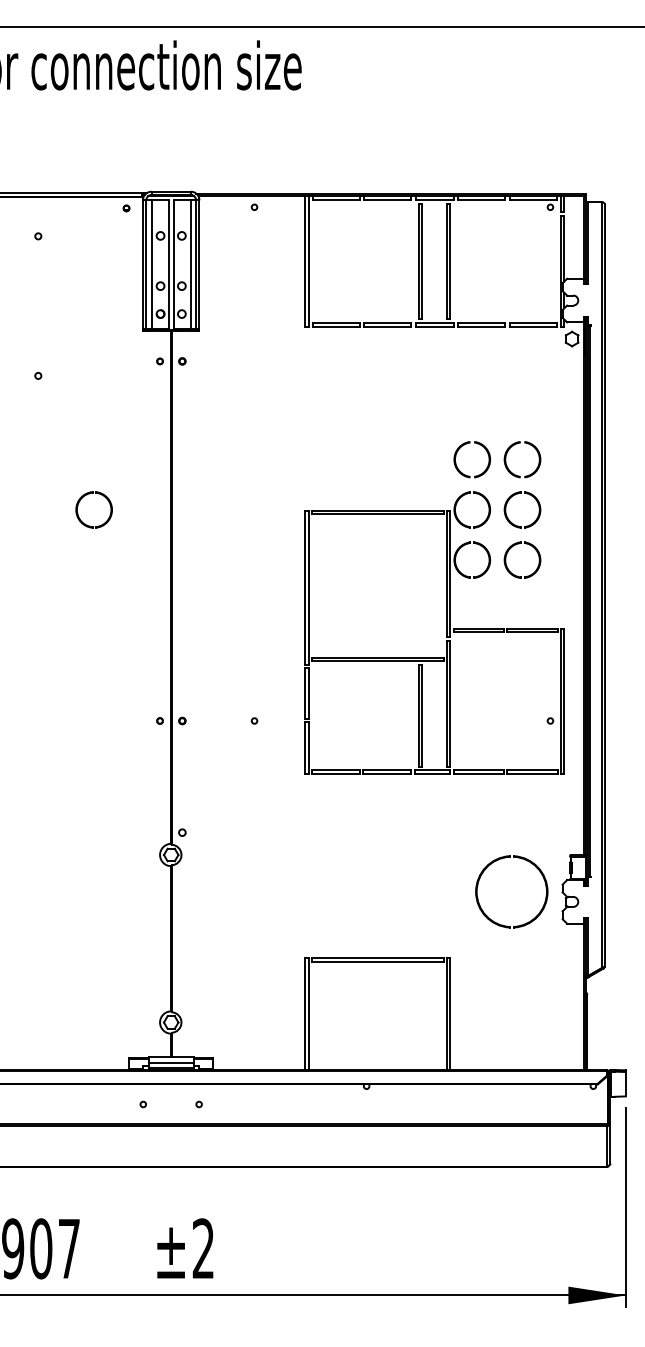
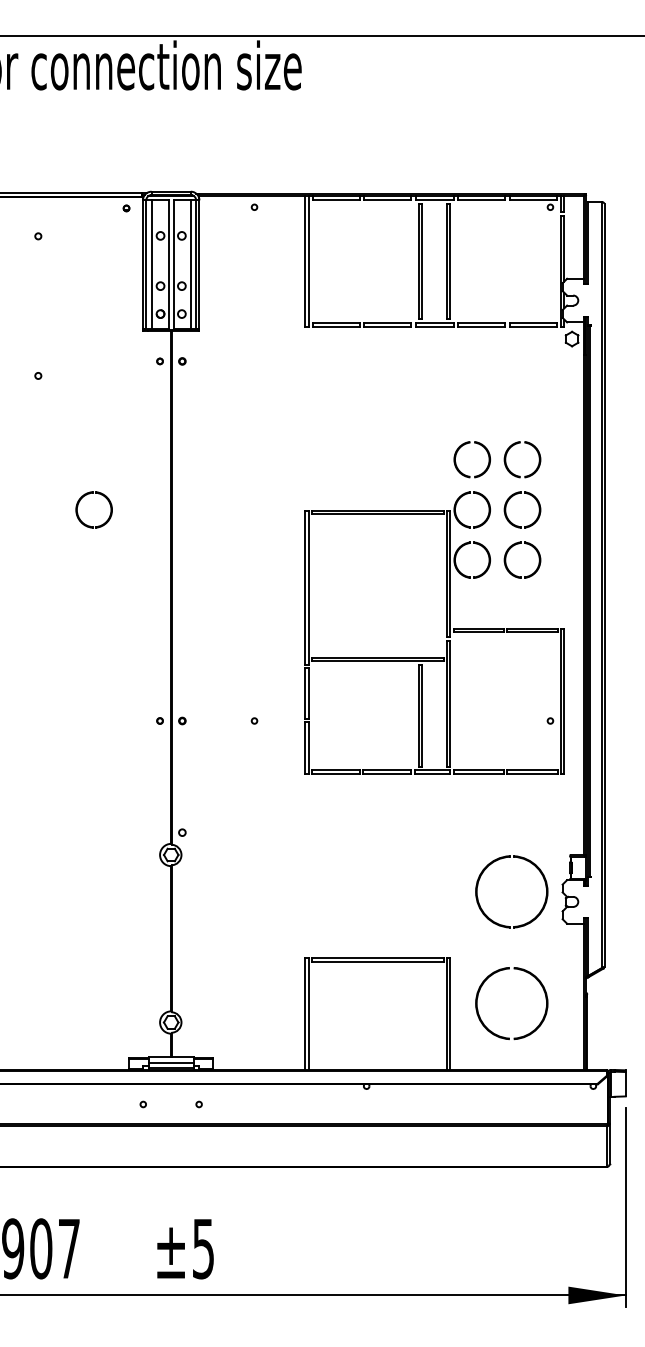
line position: (321, 27) -> (321, 36) (321, 36)
part: none -> present (481, 988)
text: ±2 -> ±5 (202, 1248)
